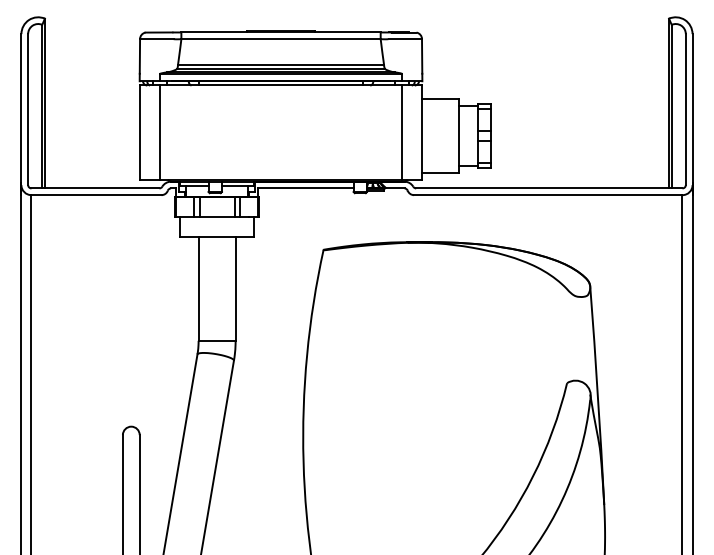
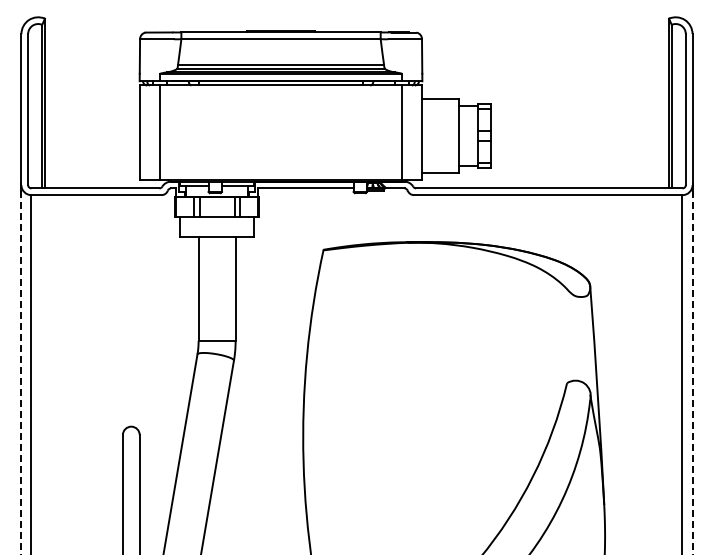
line: solid -> dashed (21, 368)
line: solid -> dashed (692, 368)
